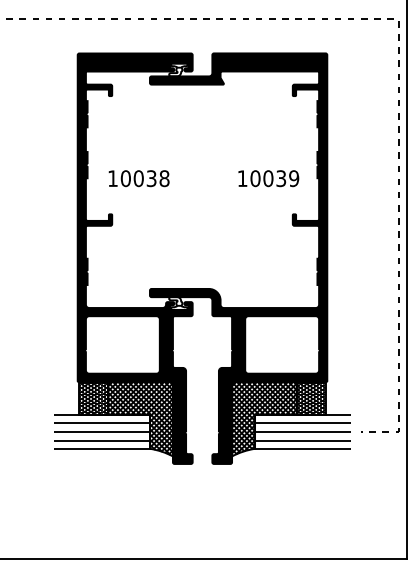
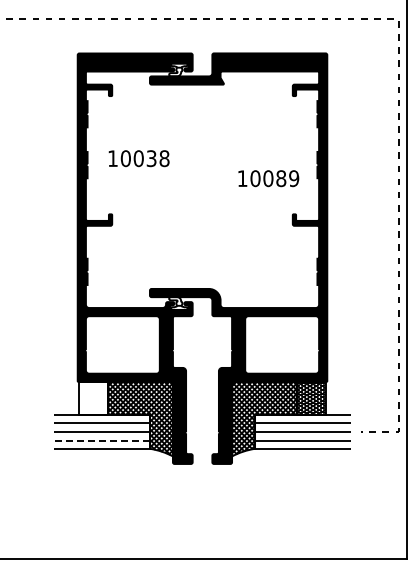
text position: (138, 178) -> (138, 158) (138, 158)
text: 10039 -> 10089 (281, 178)
hatch: present -> none (93, 397)
line: solid -> dashed (102, 440)
